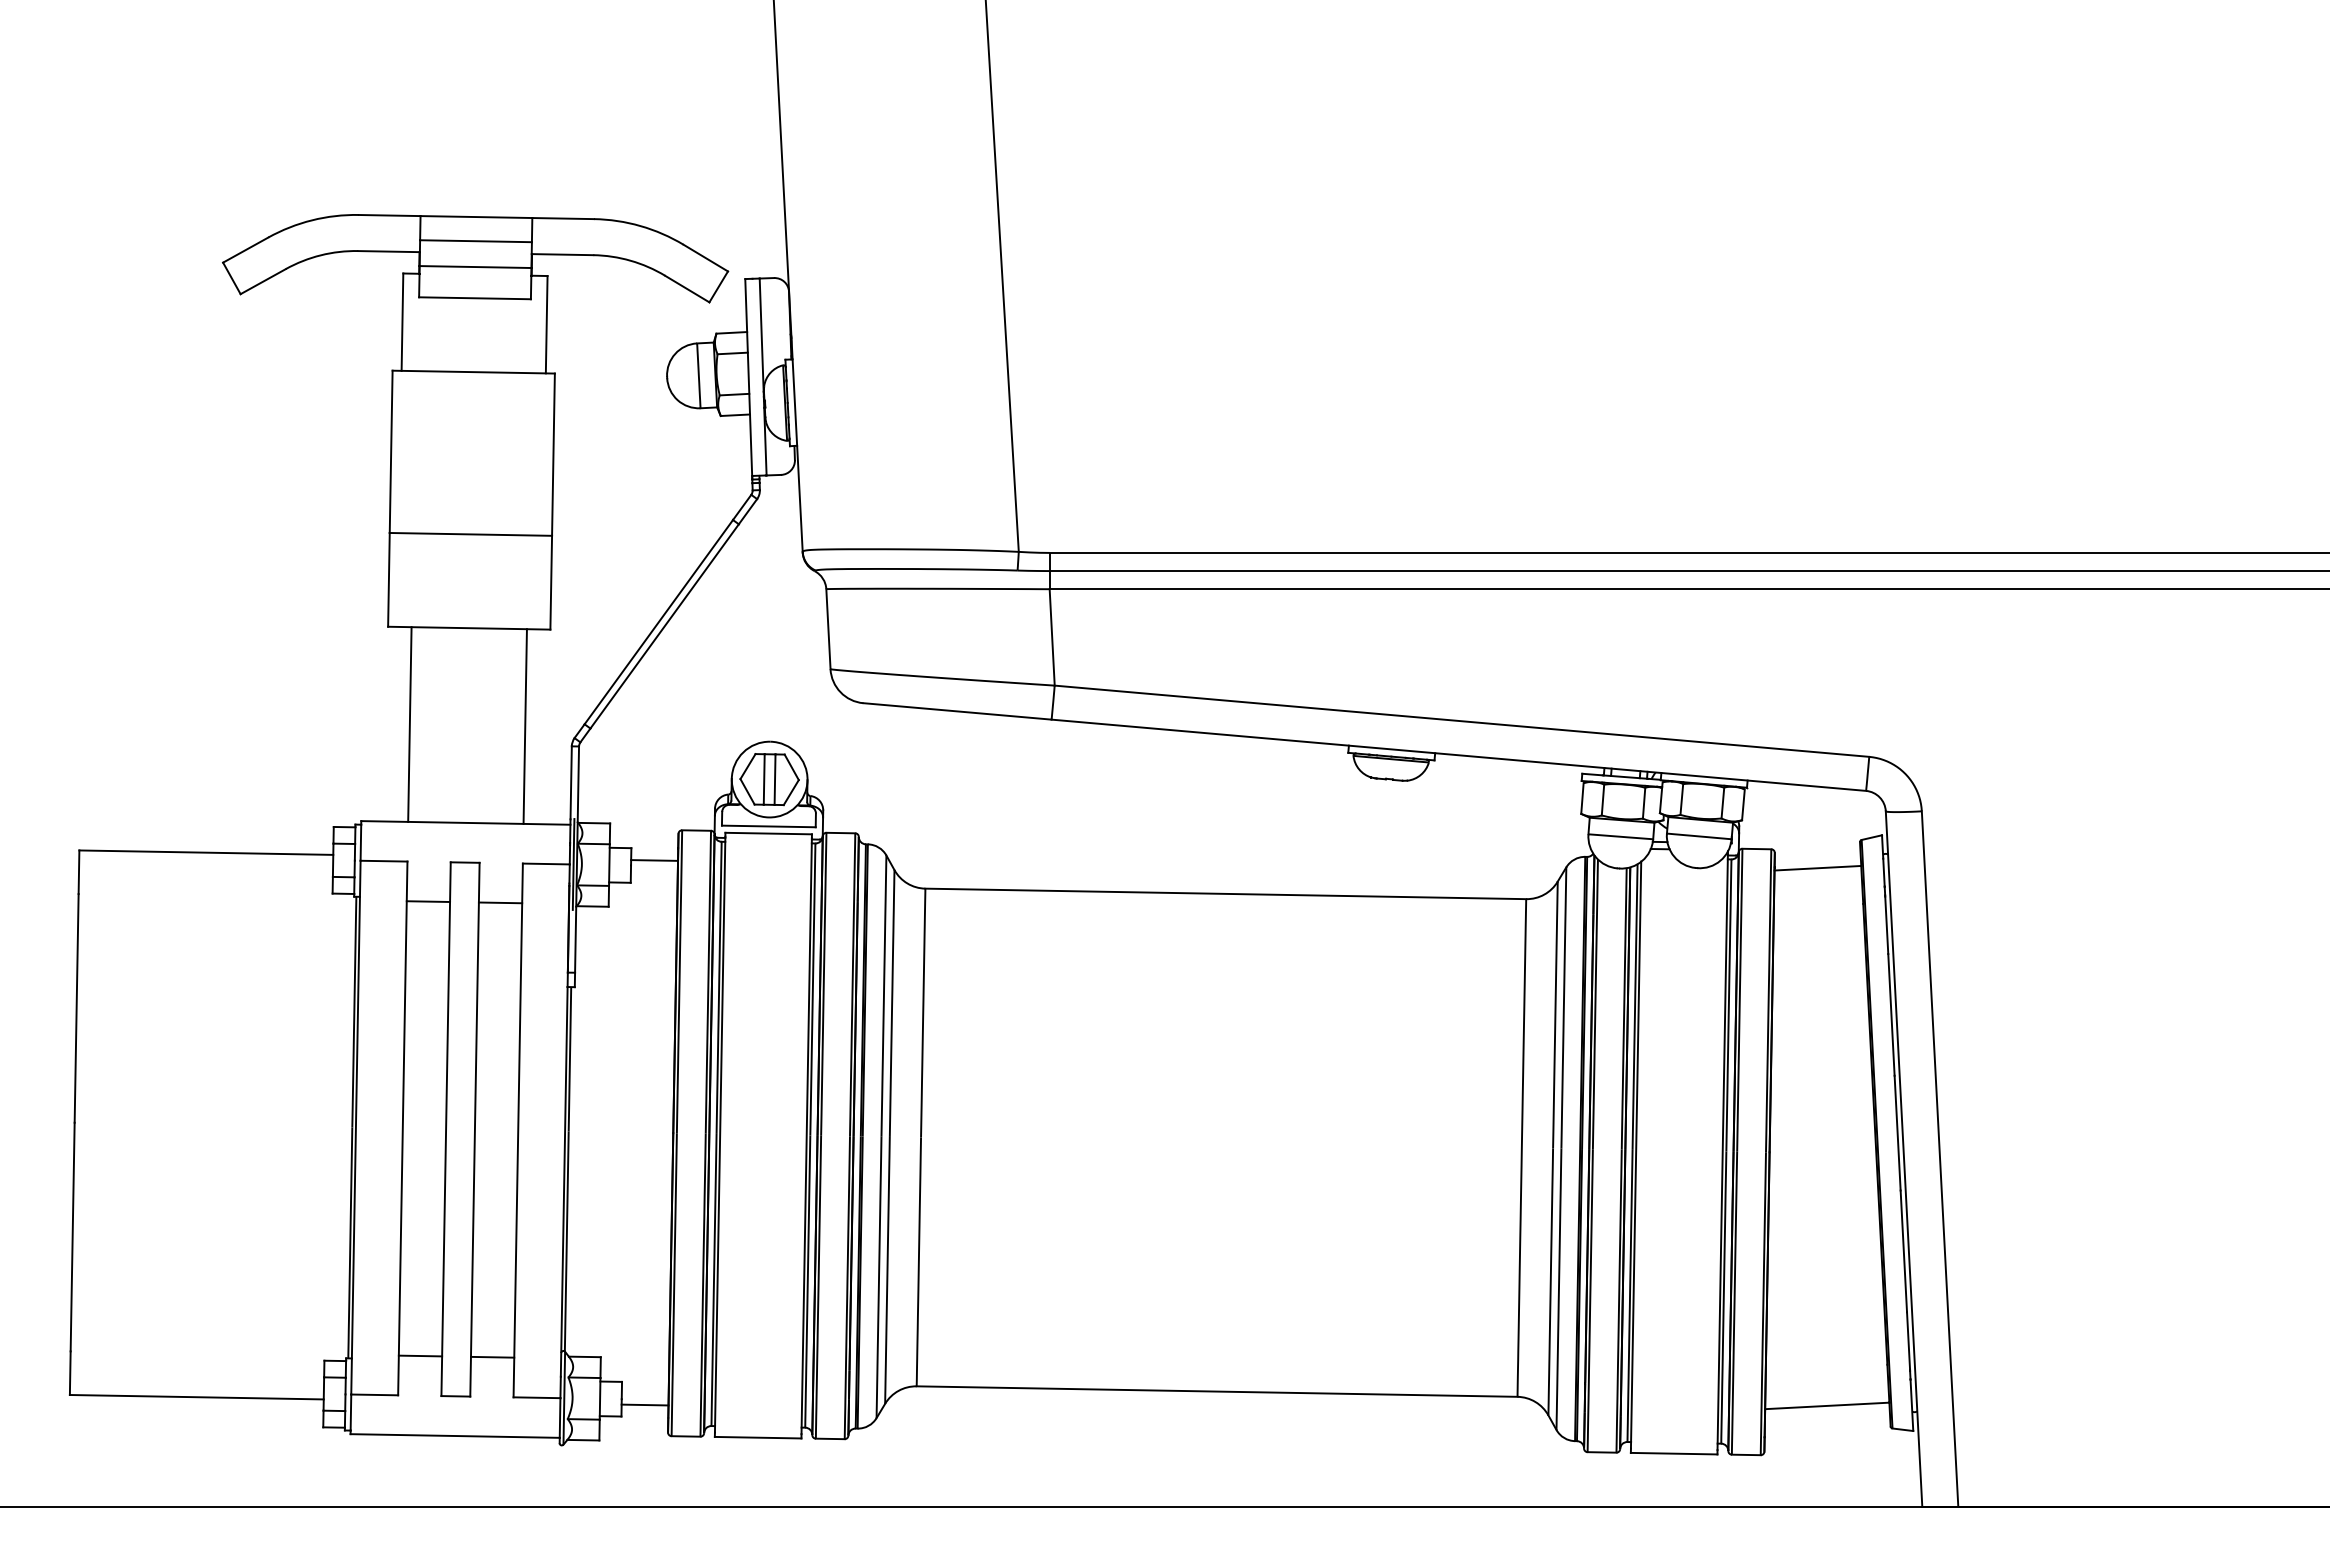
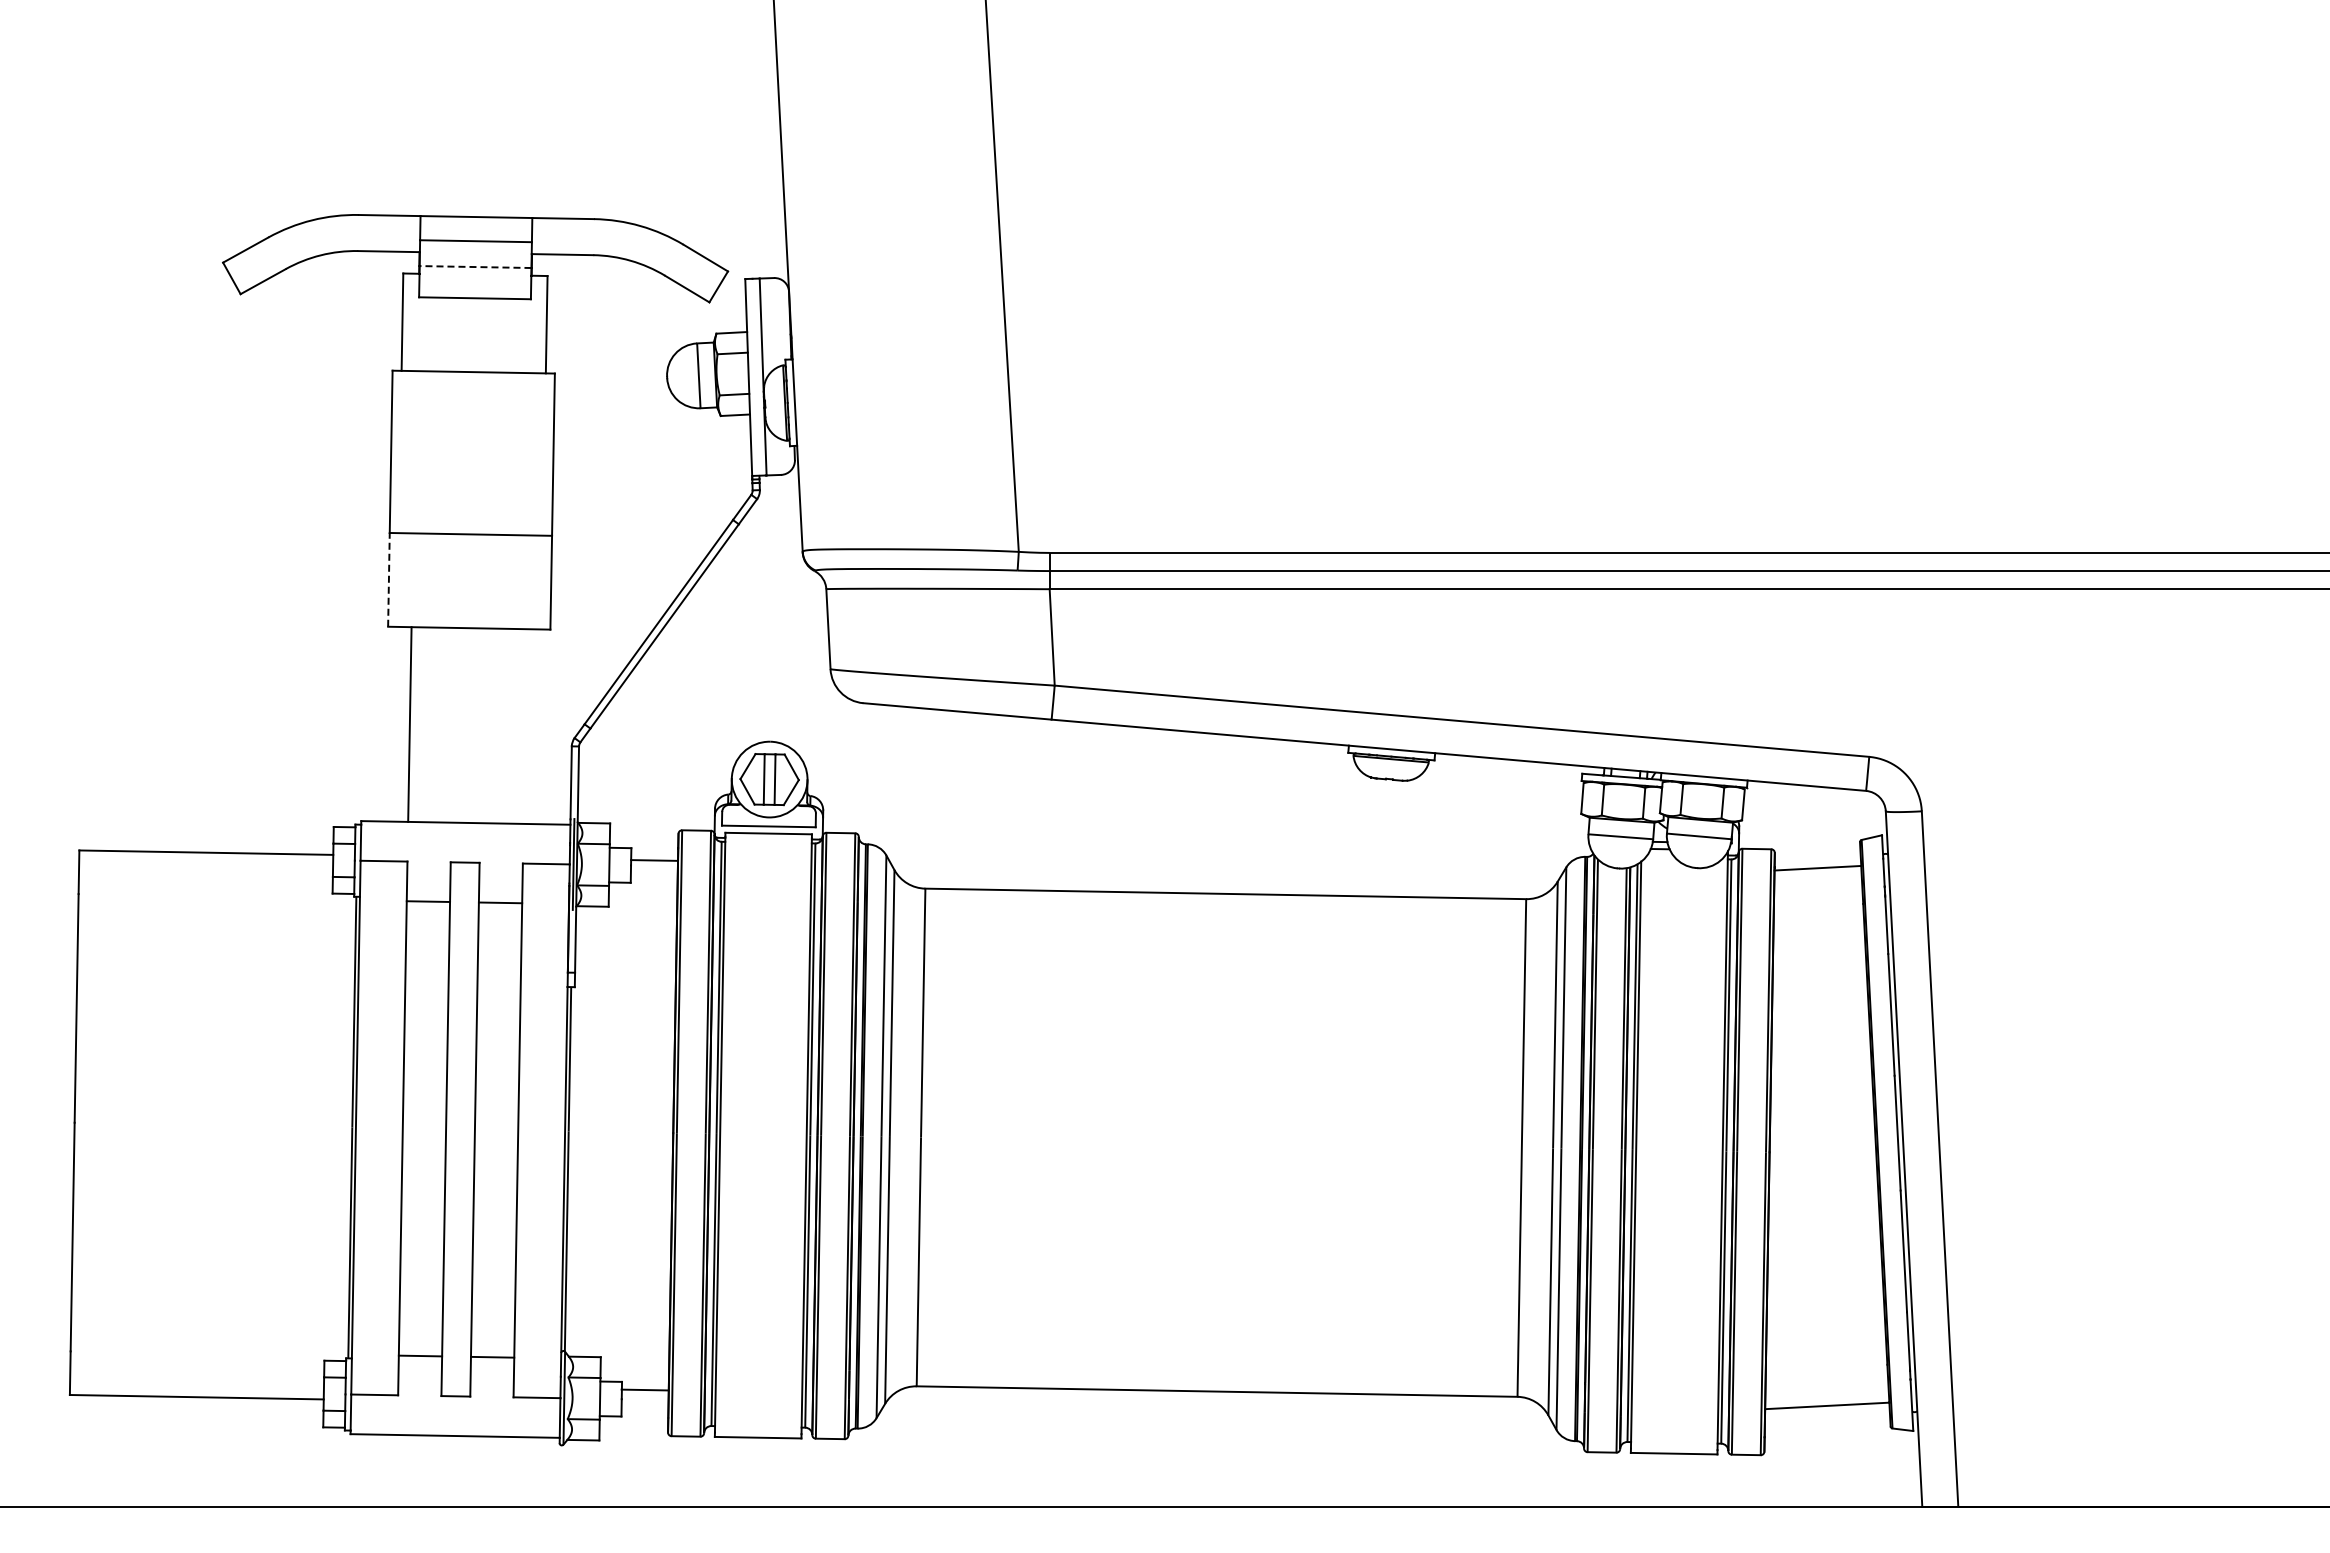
line: solid -> dashed (475, 267)
line: solid -> dashed (388, 579)
line: present -> none (524, 726)
line position: (644, 1404) -> (644, 1389) (644, 1389)
